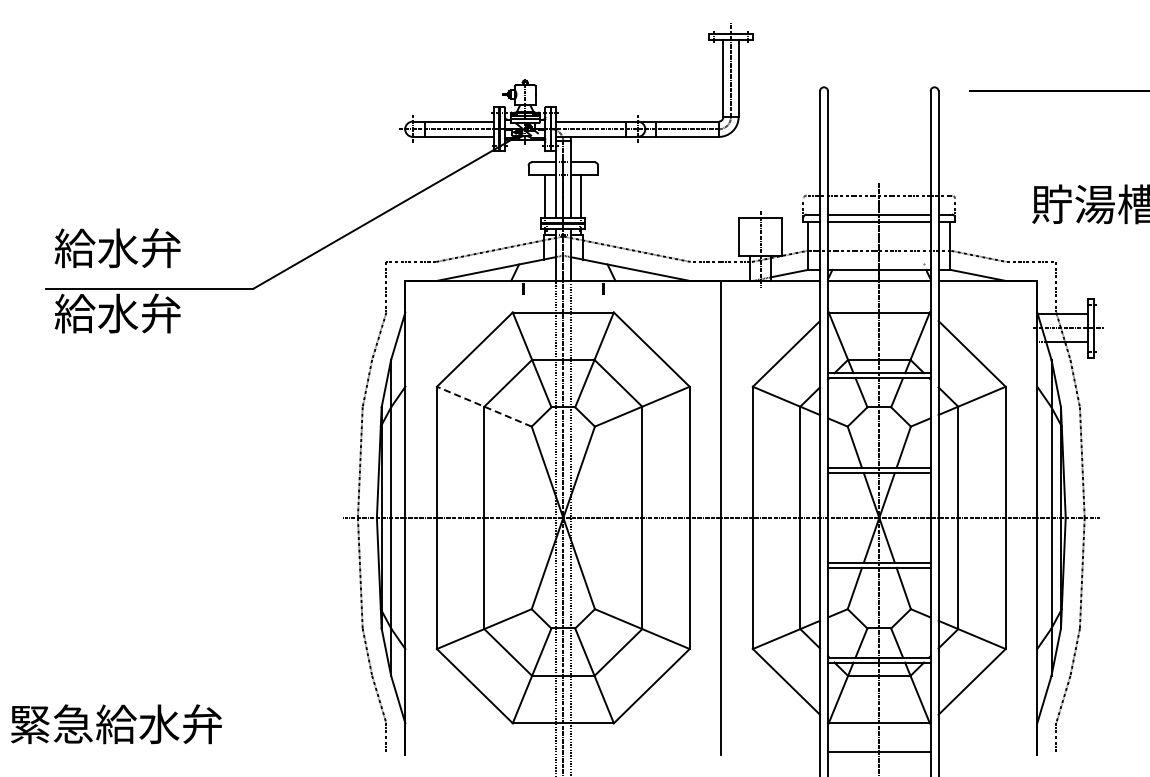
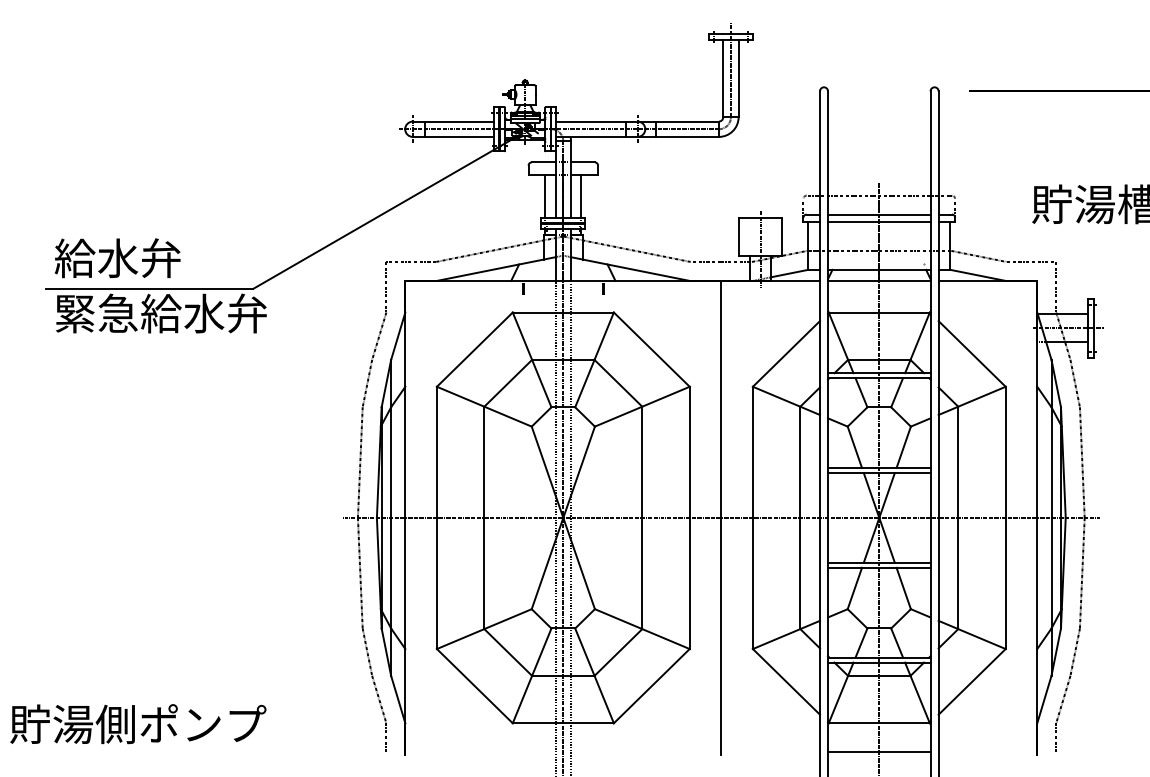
text position: (117, 248) -> (117, 258) (117, 258)
text: 給水弁 -> 緊急給水弁 (160, 313)
line: dashed -> solid (483, 406)
text: 緊急給水弁 -> 貯湯側ポンプ (138, 724)
